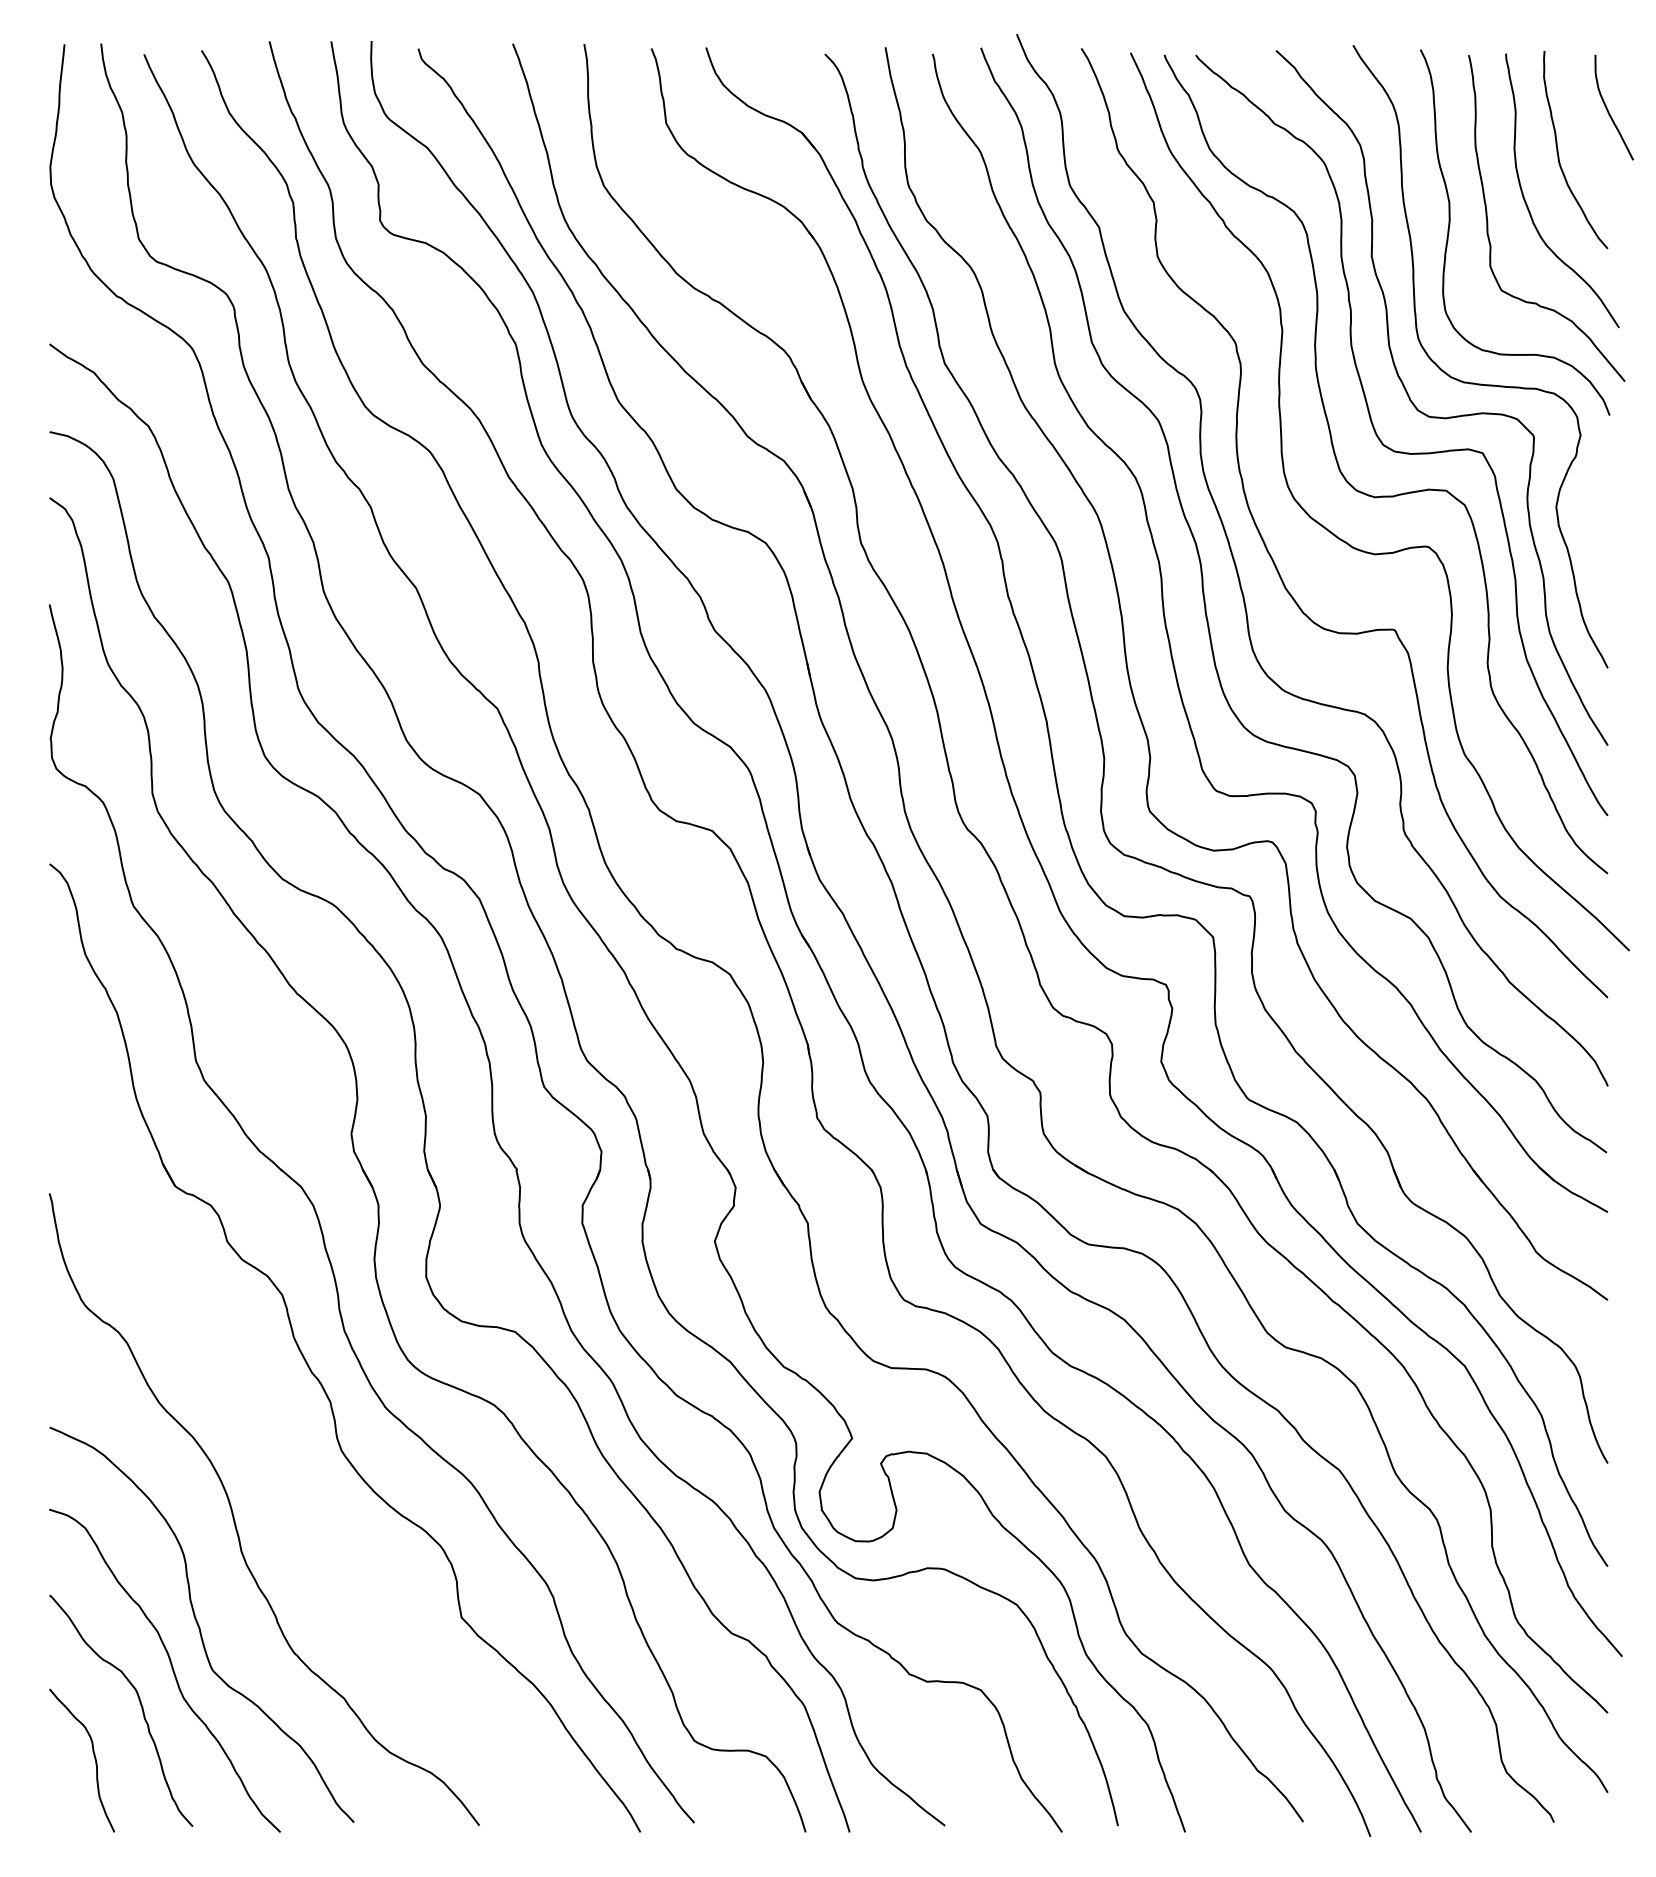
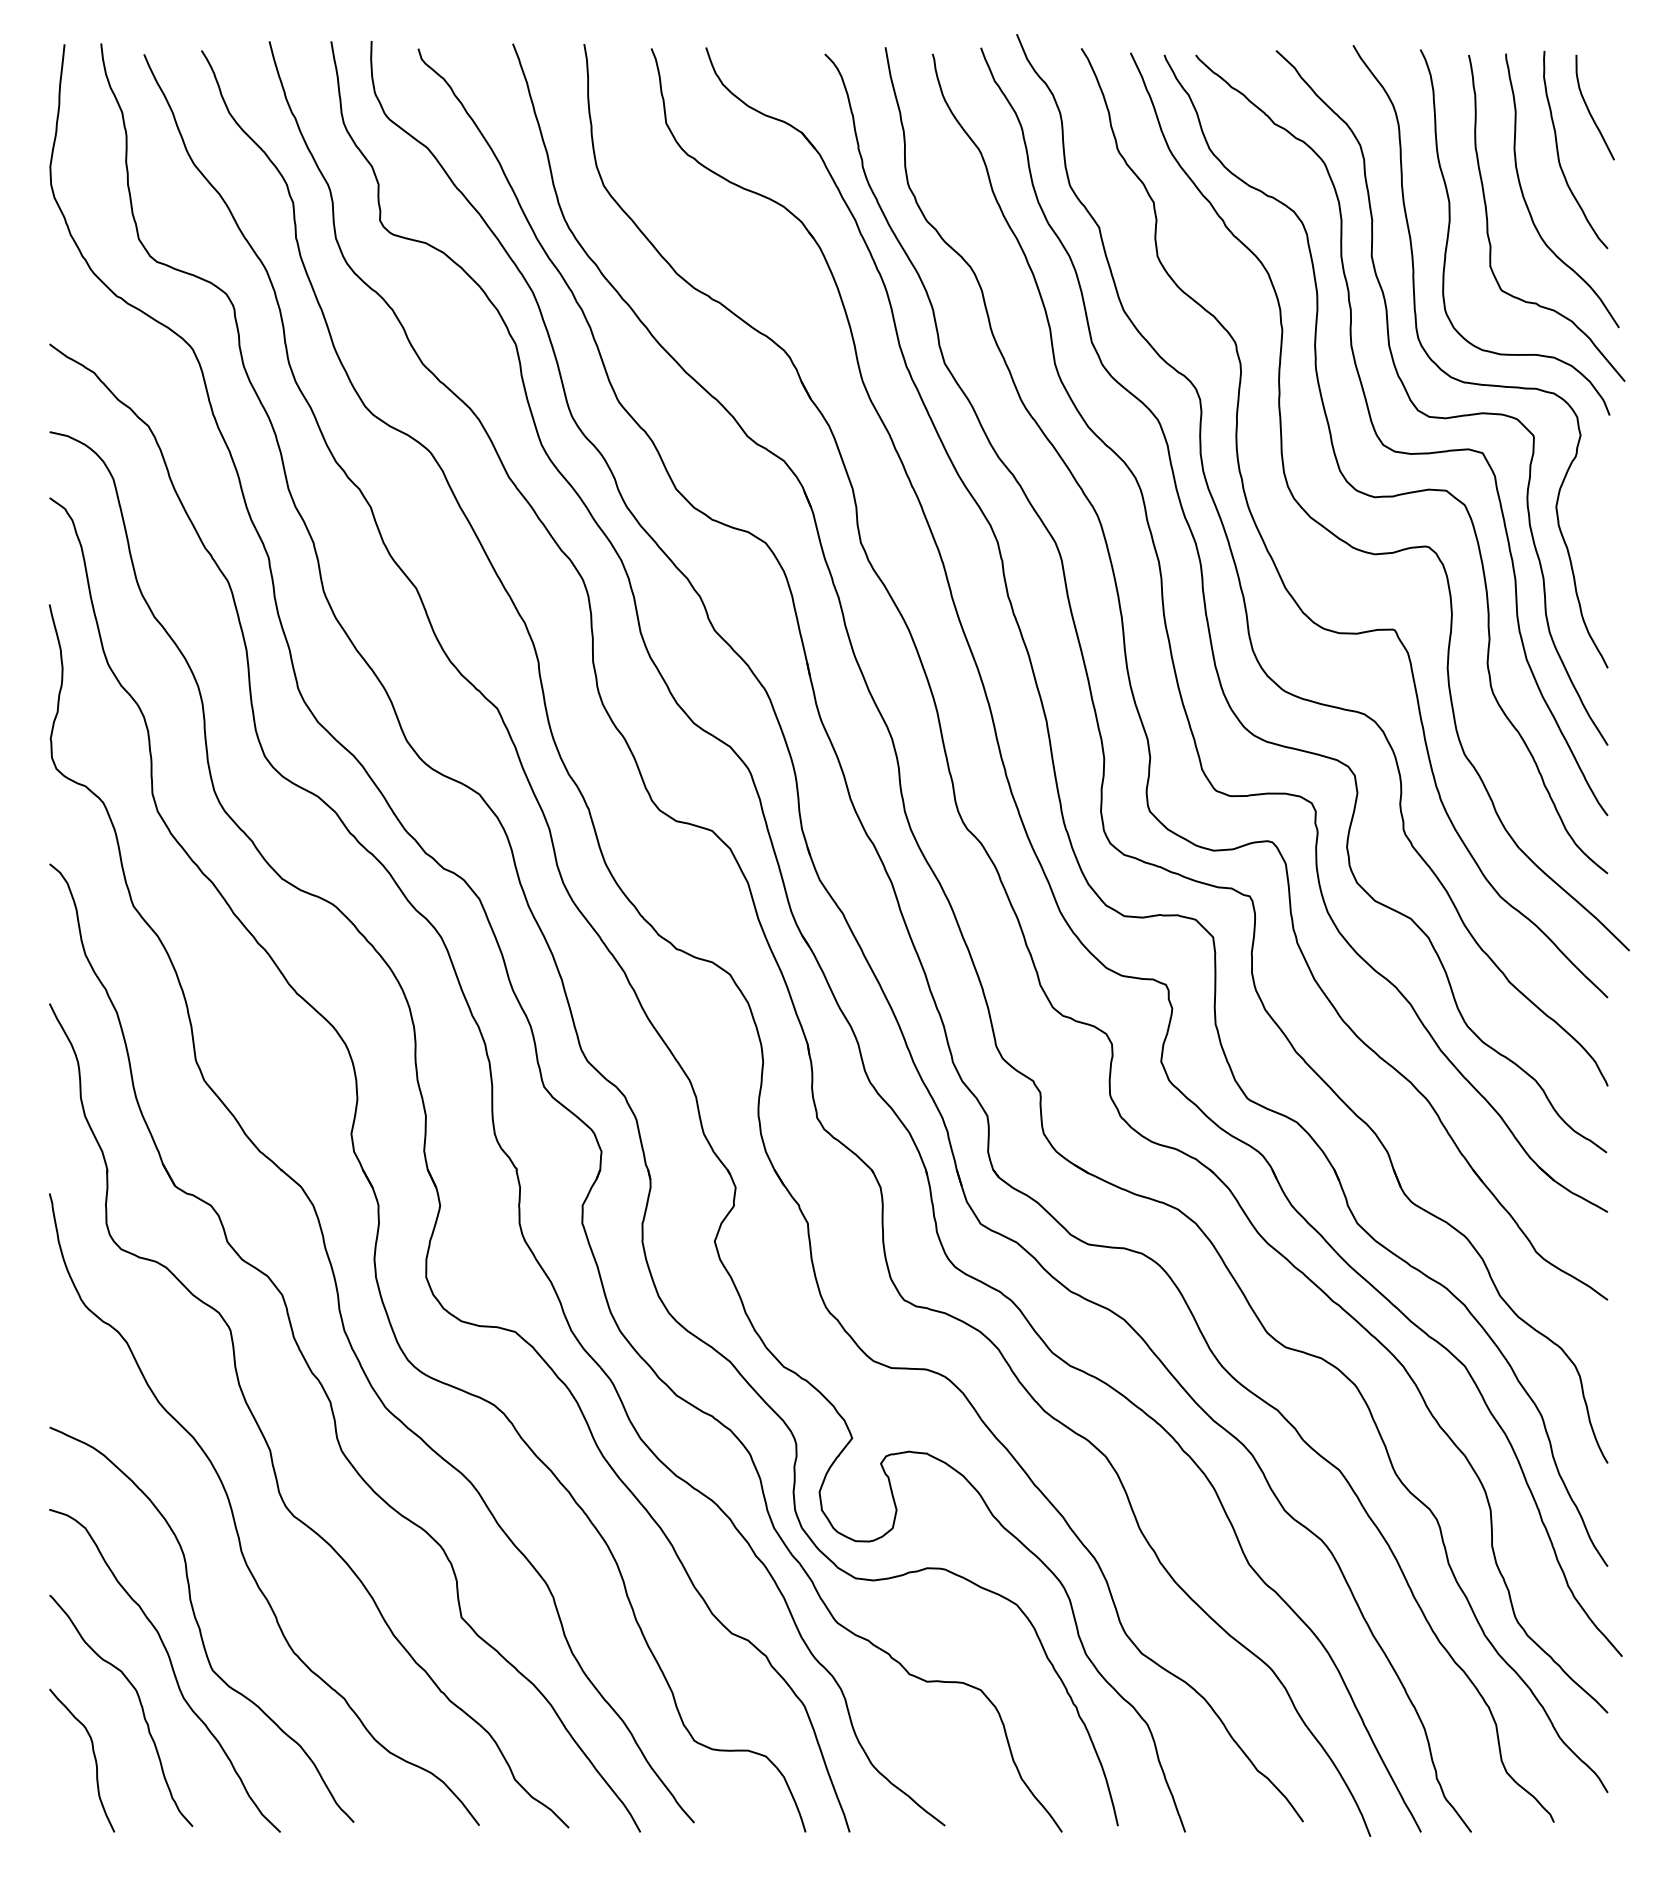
curve position: (1608, 109) -> (1589, 109) (1589, 109)
part: none -> present (265, 1437)
